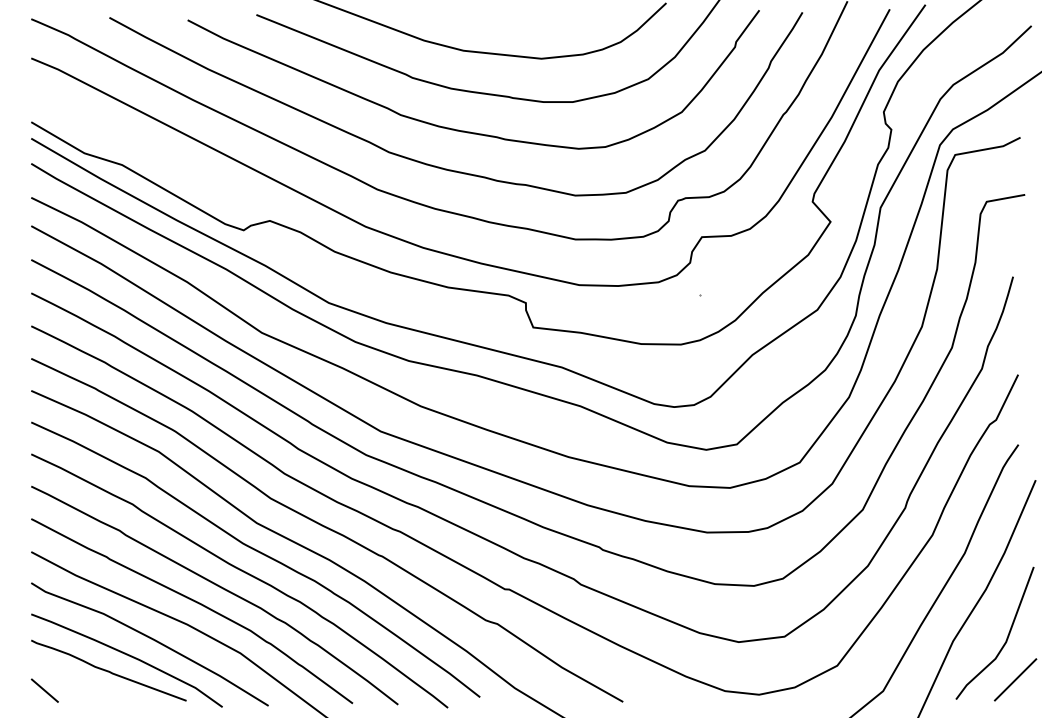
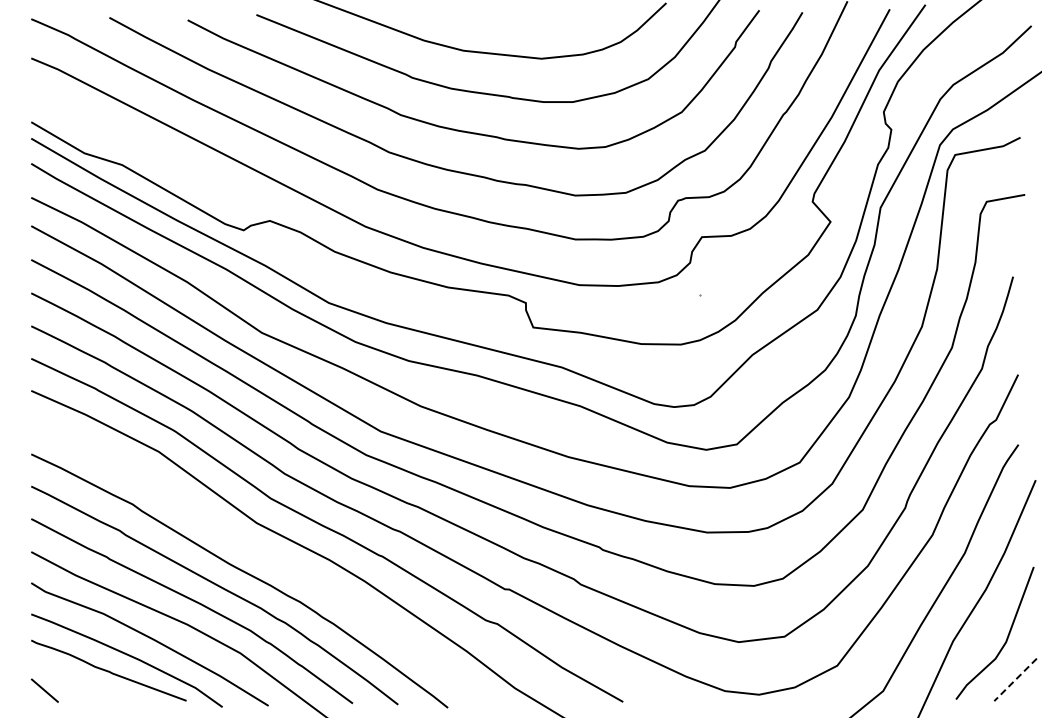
curve: present -> none (259, 553)
line: solid -> dashed (1015, 680)
